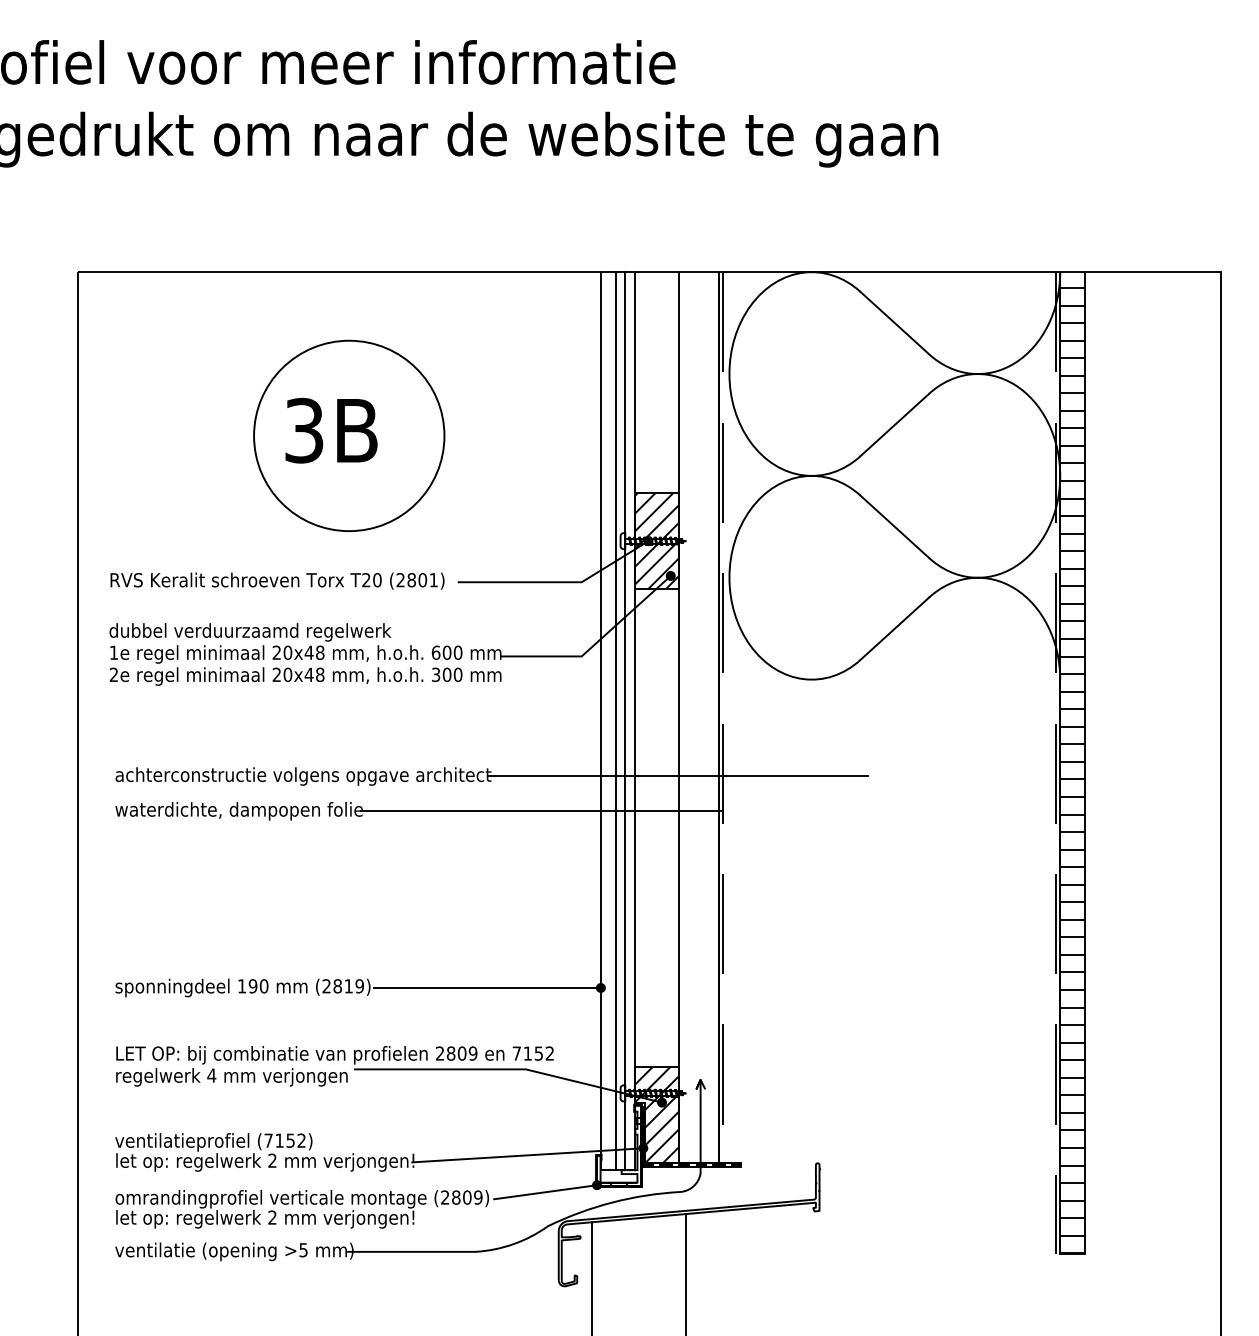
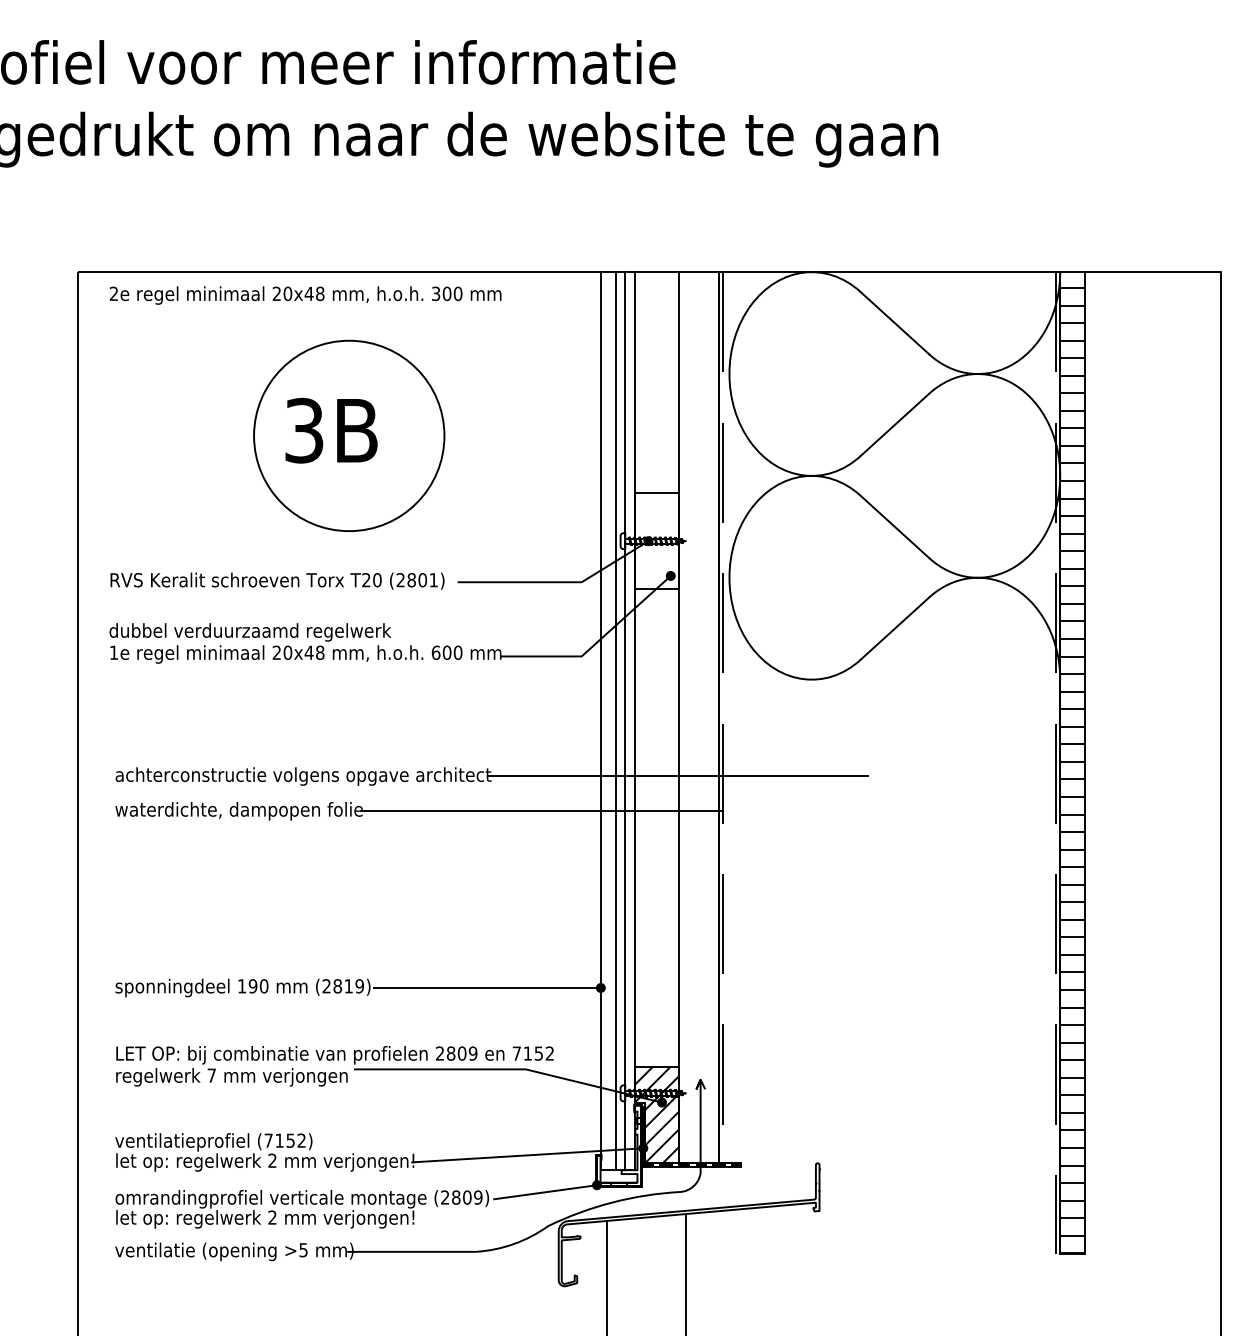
hatch: present -> none (656, 541)
text position: (305, 676) -> (305, 295) (305, 295)
text: 4 -> 7 (211, 1075)
line position: (592, 1277) -> (607, 1277) (607, 1277)
